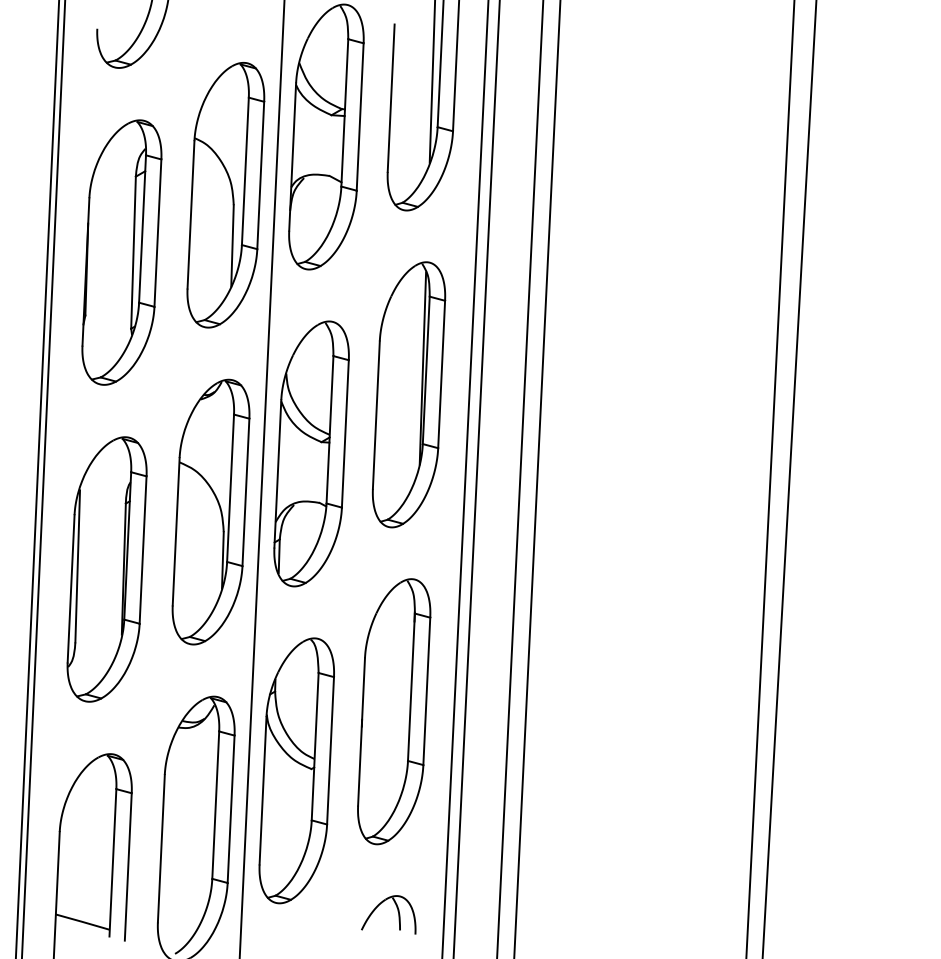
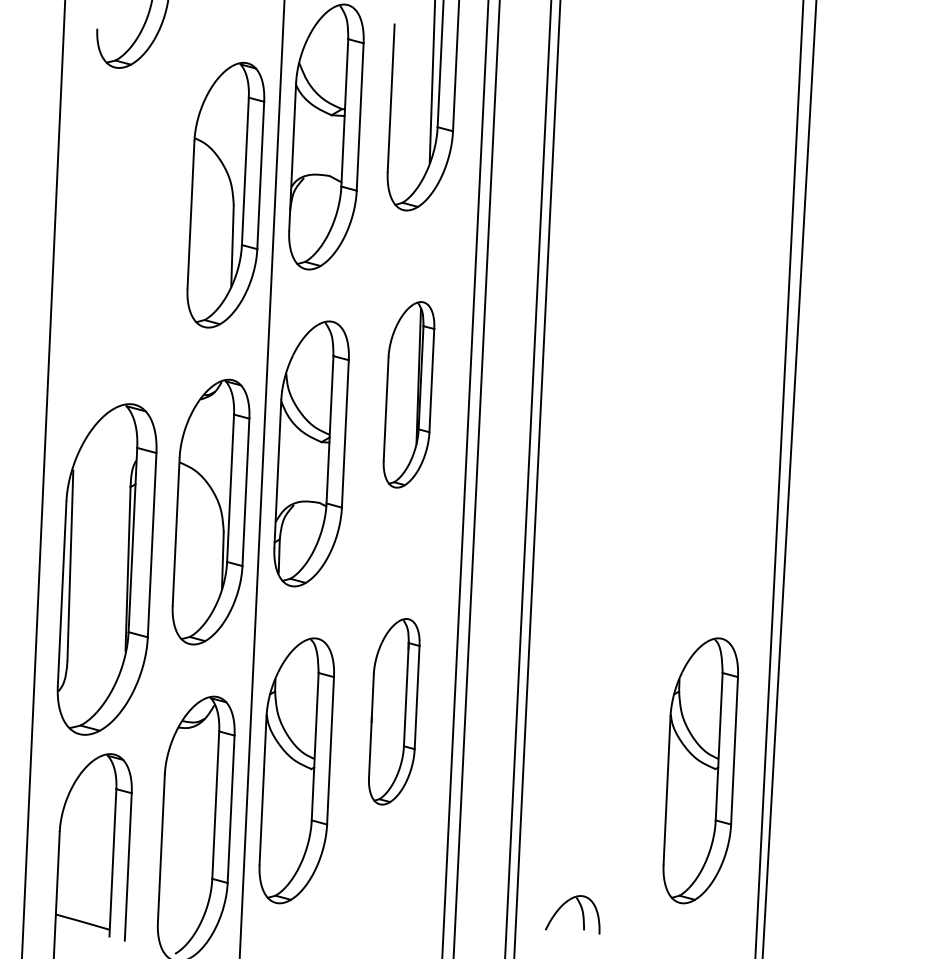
part: present -> none (121, 252)
part size: 76x268 px -> 54x188 px (408, 394)
line: present -> none (37, 478)
line position: (520, 478) -> (528, 478) (528, 478)
line position: (770, 478) -> (779, 478) (779, 478)
part size: 82x267 px -> 102x333 px (106, 569)
part size: 75x268 px -> 53x188 px (394, 711)
part: none -> present (700, 770)
part position: (397, 911) -> (581, 911) (581, 911)
